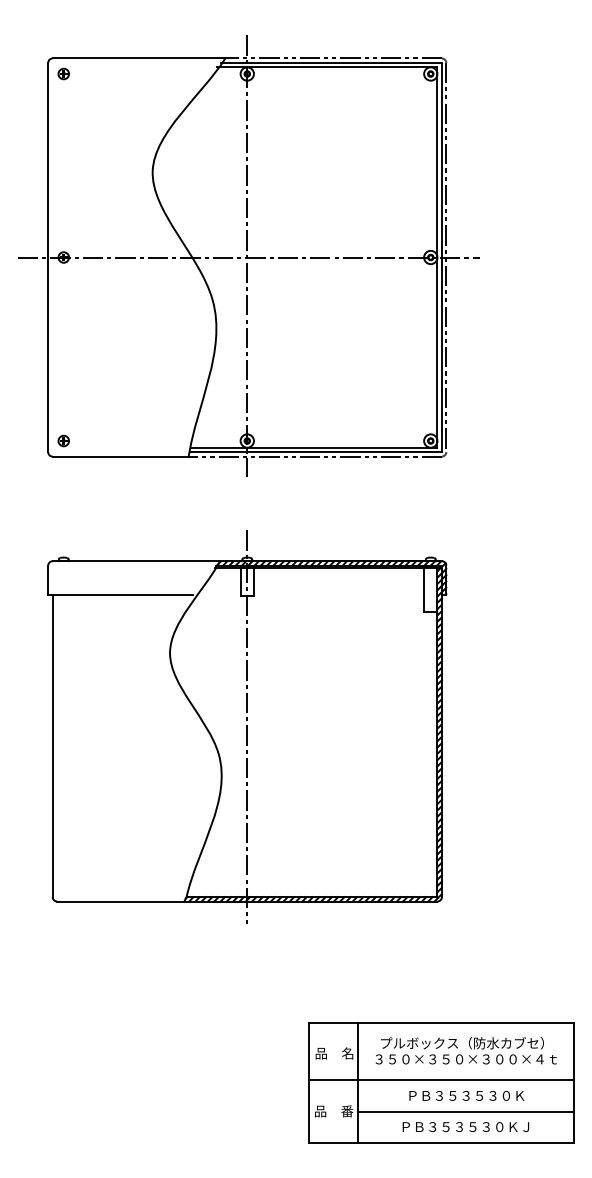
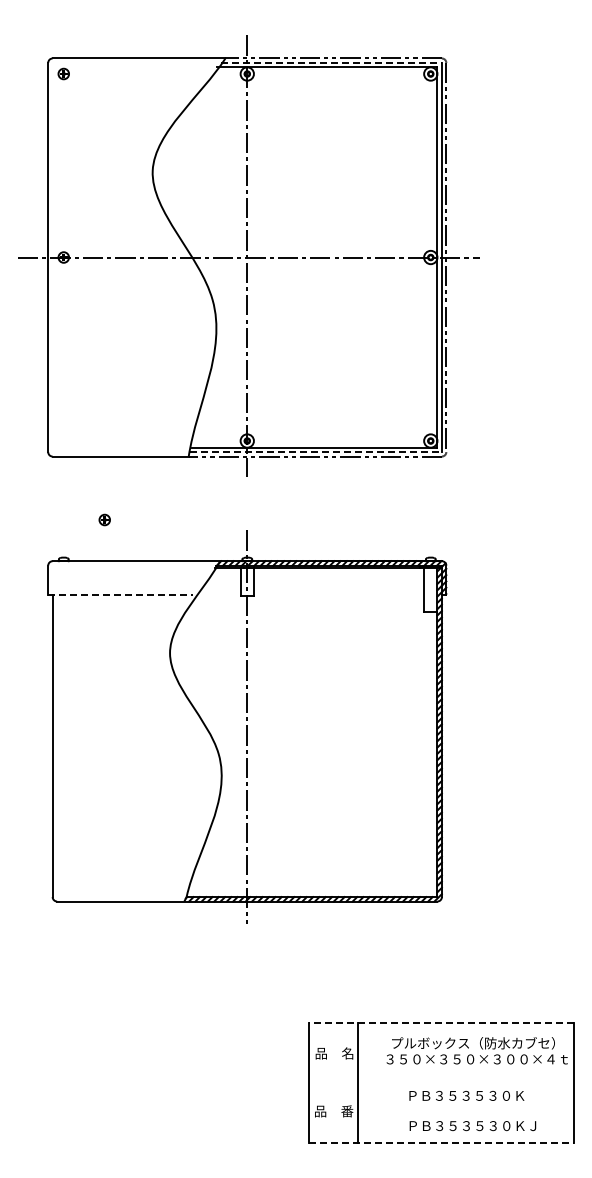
line: solid -> dashed (331, 62)
part position: (63, 440) -> (104, 519) (104, 519)
line: solid -> dashed (316, 452)
line: solid -> dashed (121, 594)
line: solid -> dashed (441, 1022)
text position: (465, 1050) -> (476, 1050) (476, 1050)
line: present -> none (441, 1080)
line: present -> none (466, 1111)
text position: (465, 1127) -> (472, 1126) (472, 1126)
line: solid -> dashed (442, 1142)
